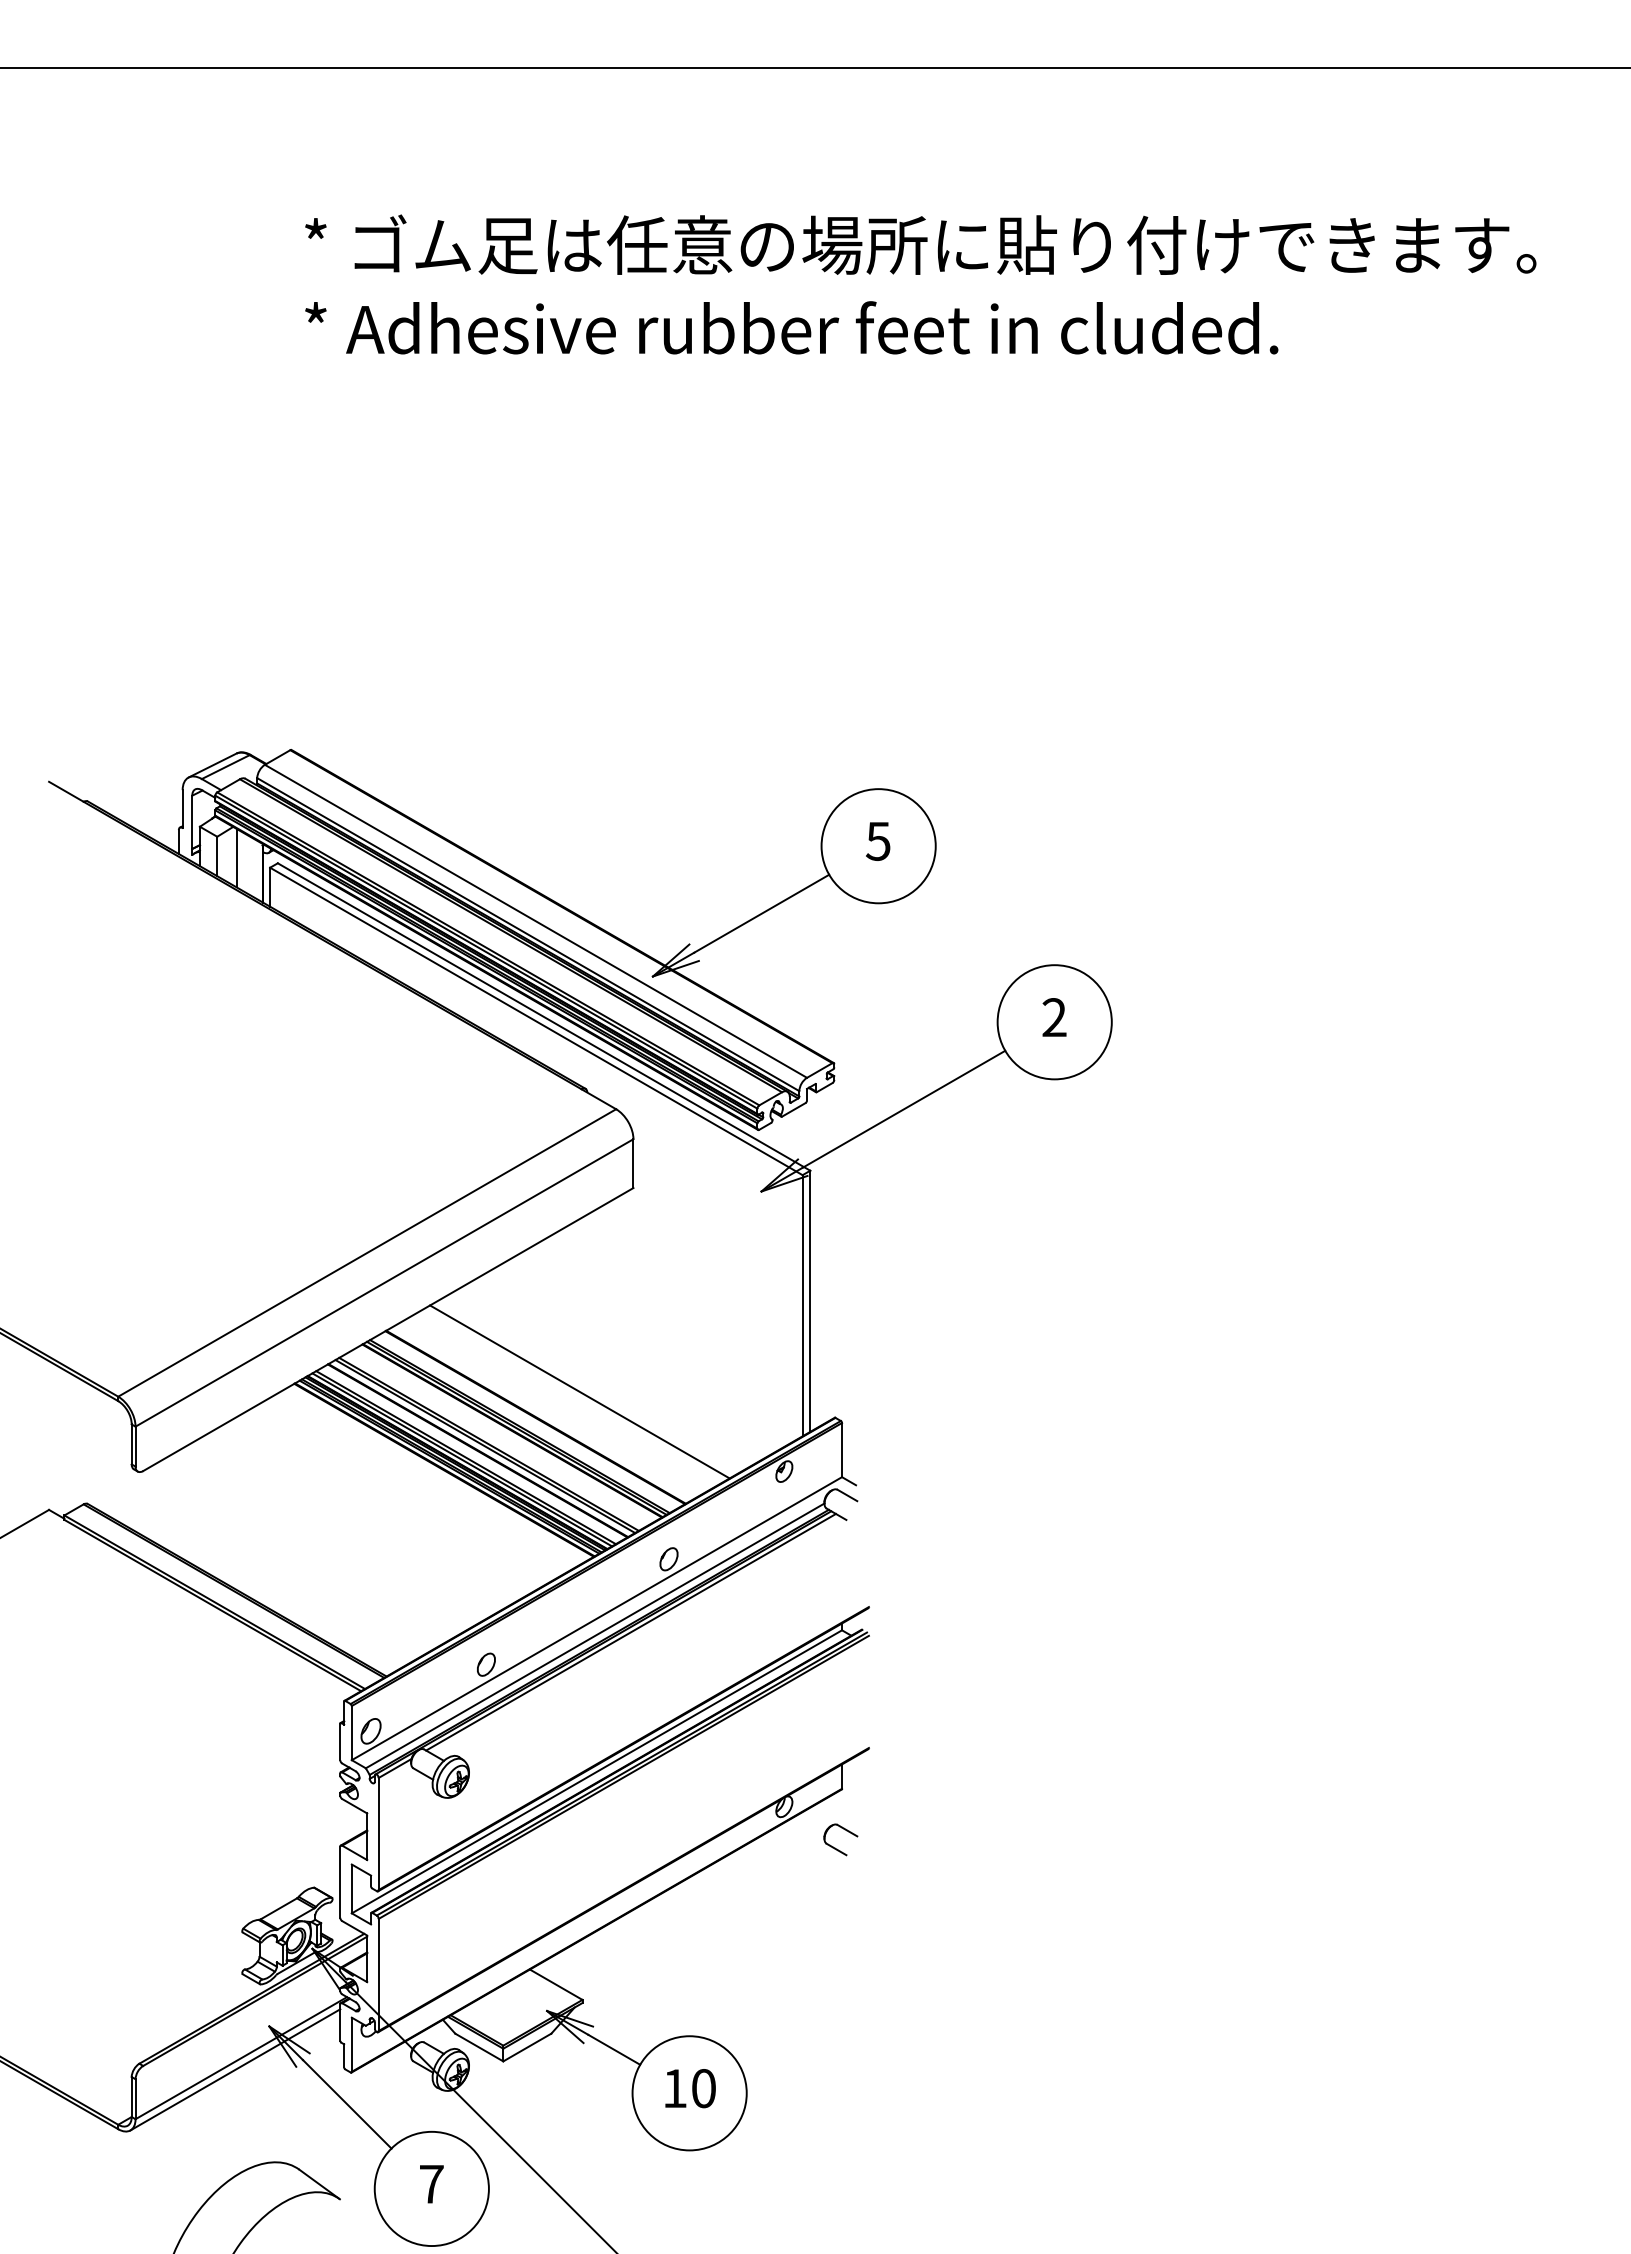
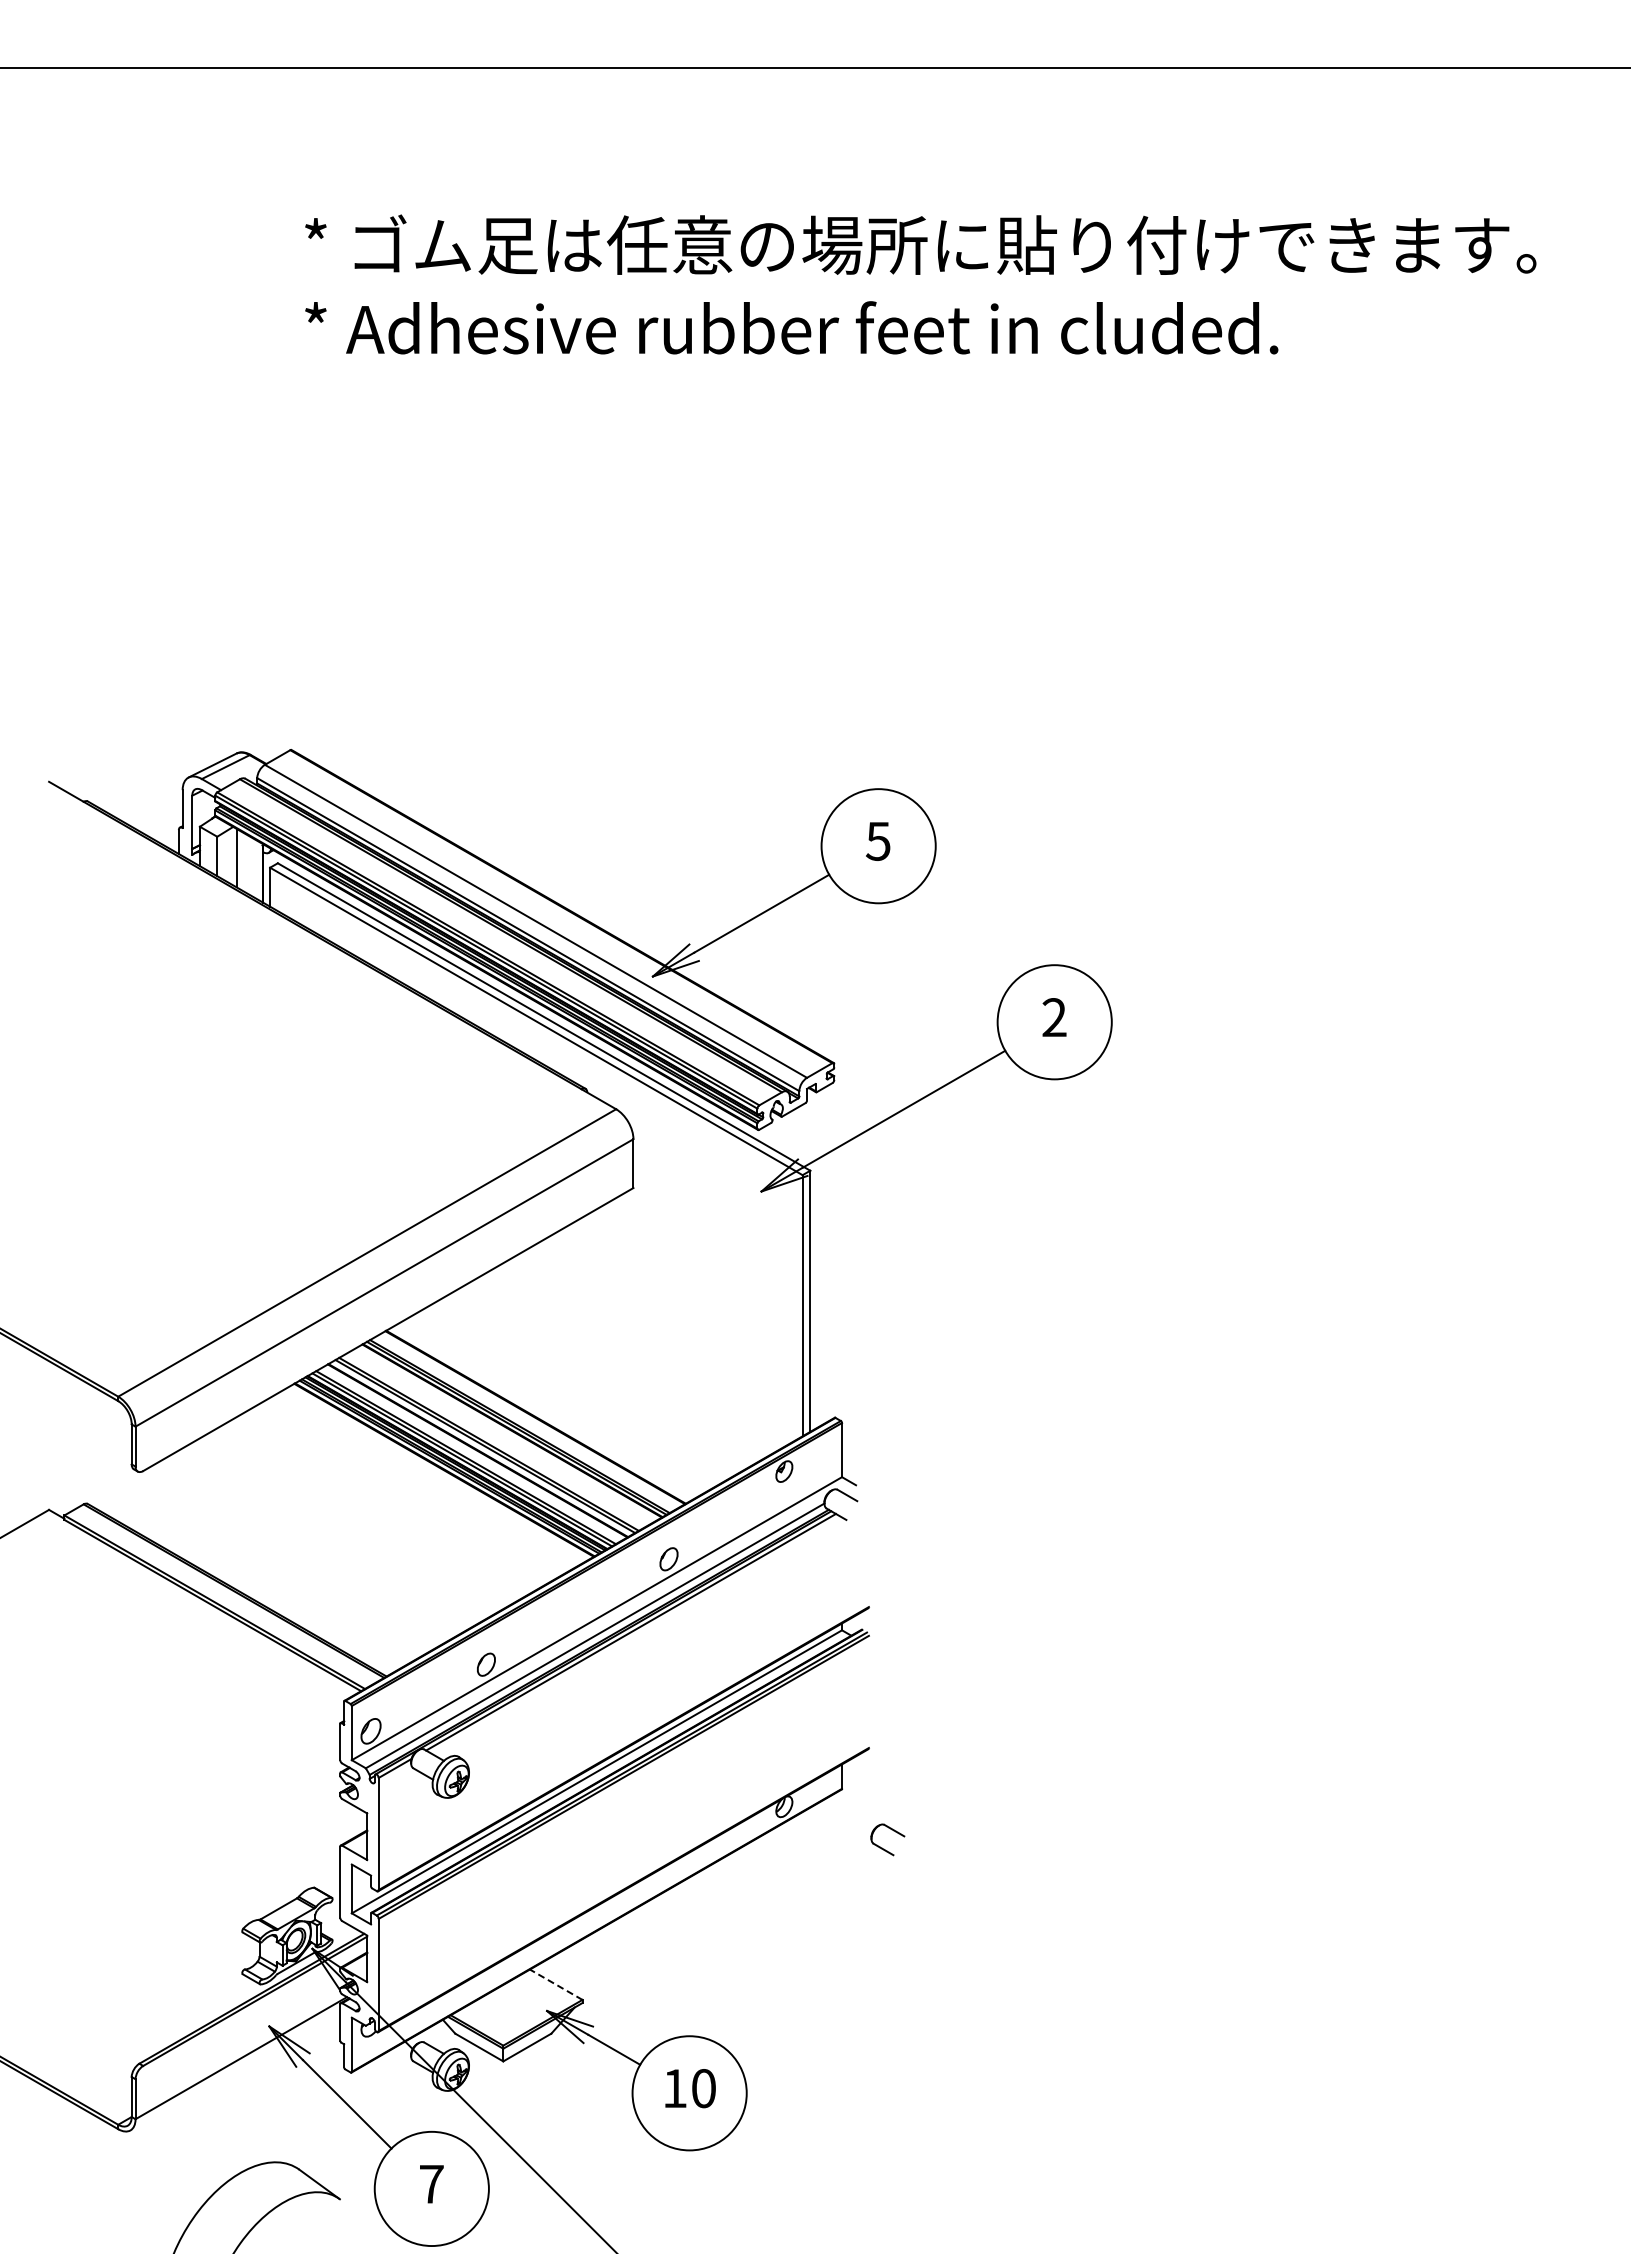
line: present -> none (579, 1391)
part position: (835, 1847) -> (882, 1847) (882, 1847)
line: solid -> dashed (555, 1984)
line: present -> none (235, 2069)
